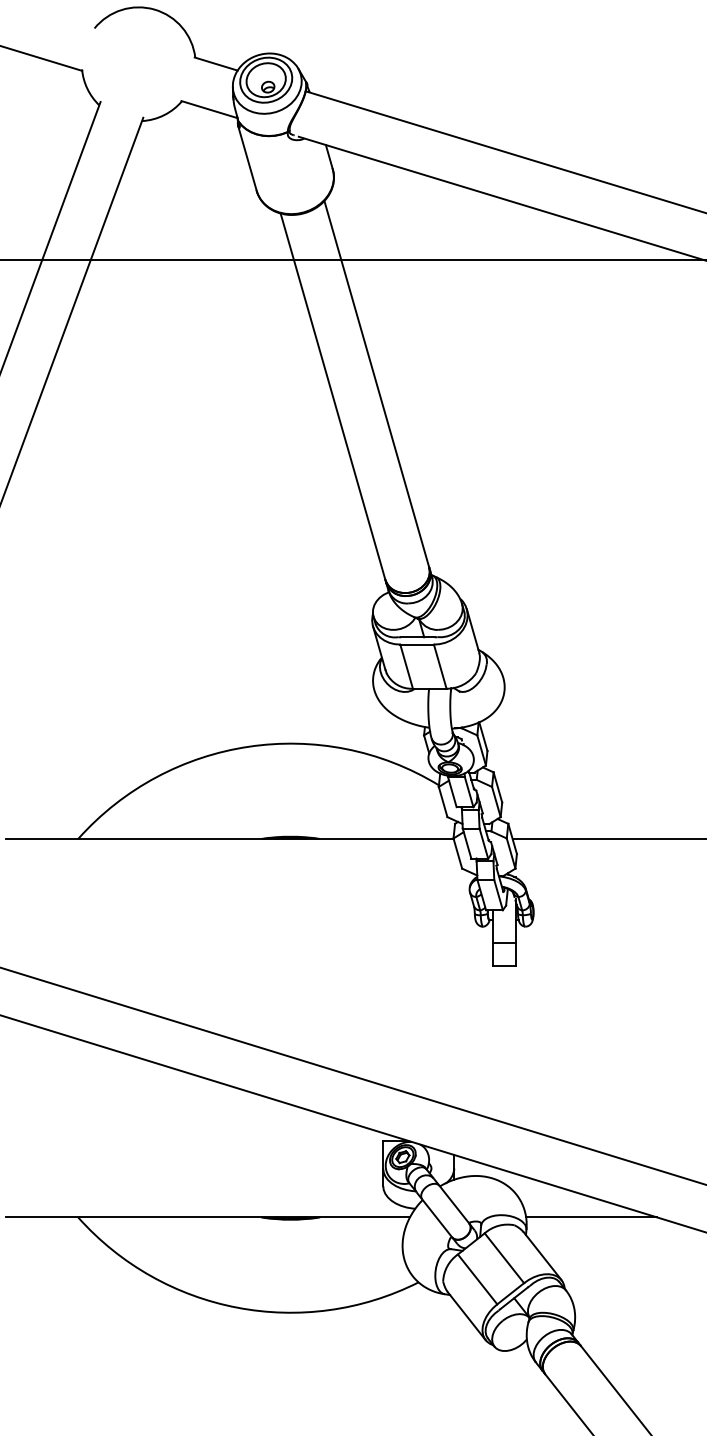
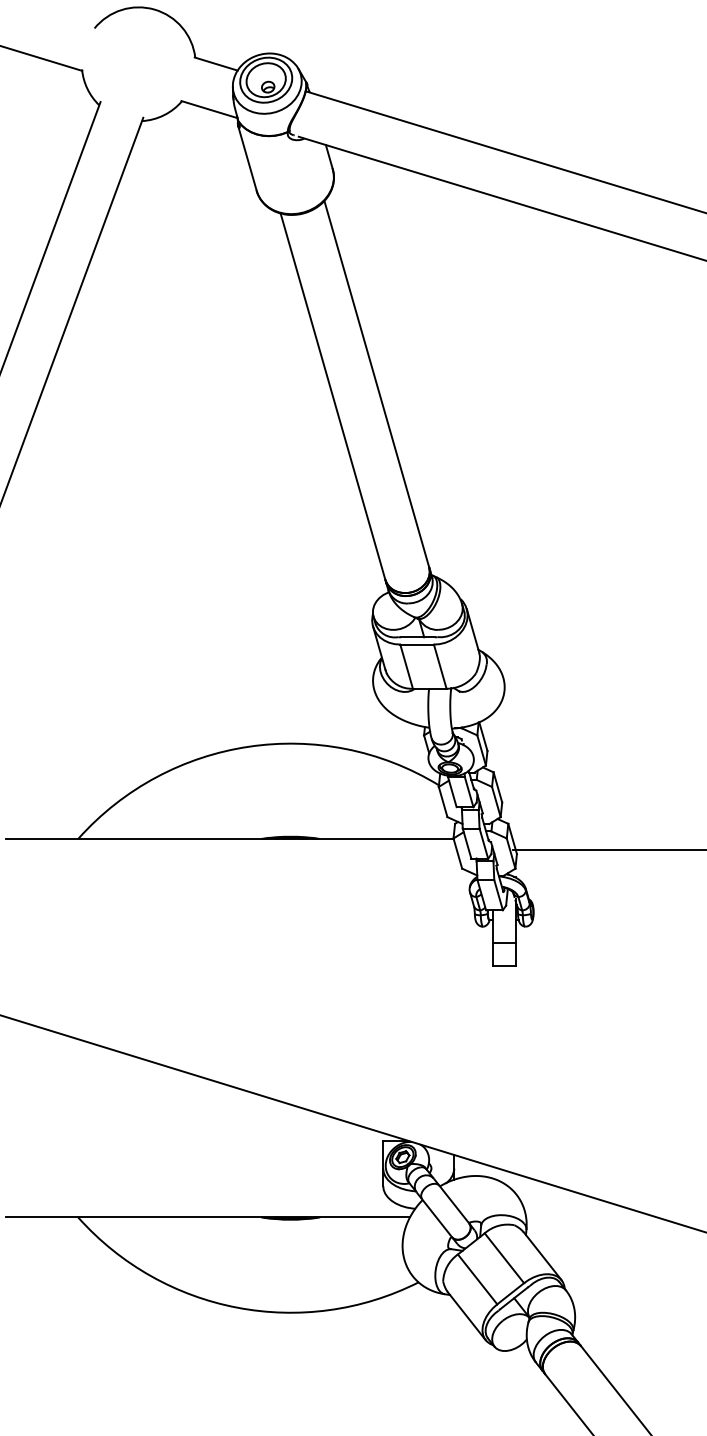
line: present -> none (352, 259)
line position: (607, 838) -> (607, 849) (607, 849)
line: present -> none (352, 1076)
line: present -> none (591, 1217)
